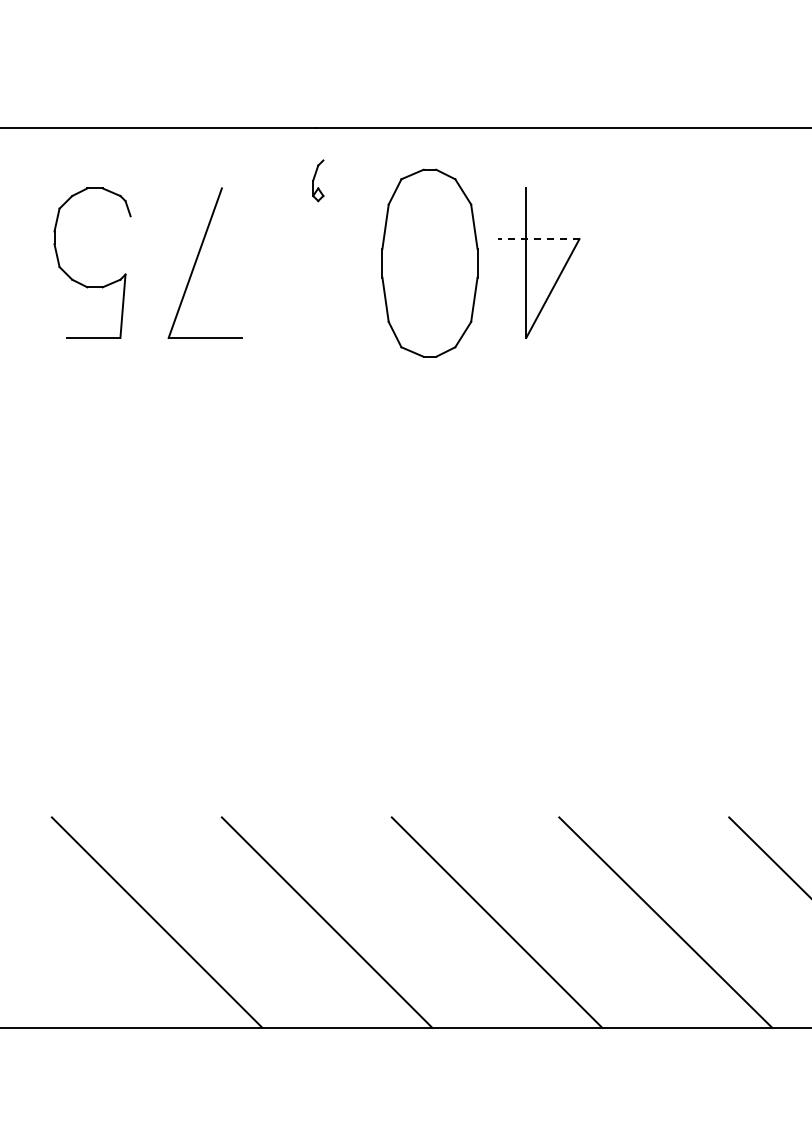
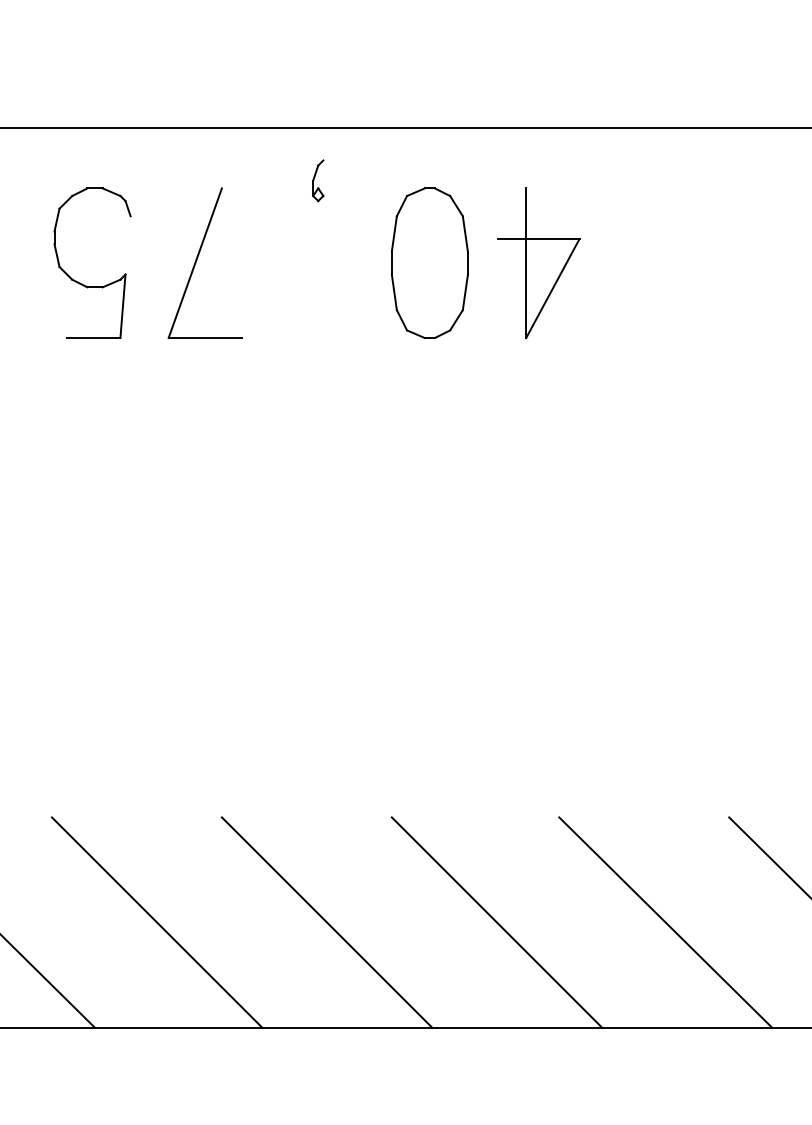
line: dashed -> solid (538, 239)
part size: 98x190 px -> 79x152 px (429, 262)
line: none -> present (48, 981)
